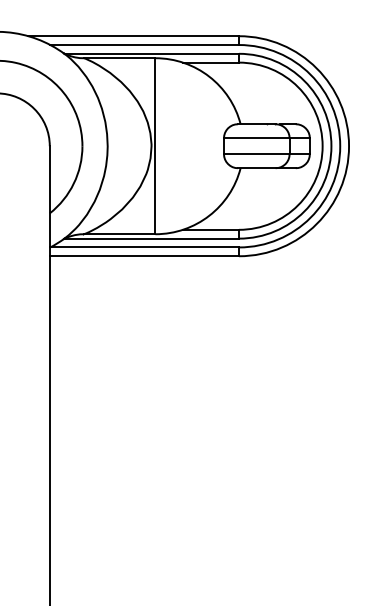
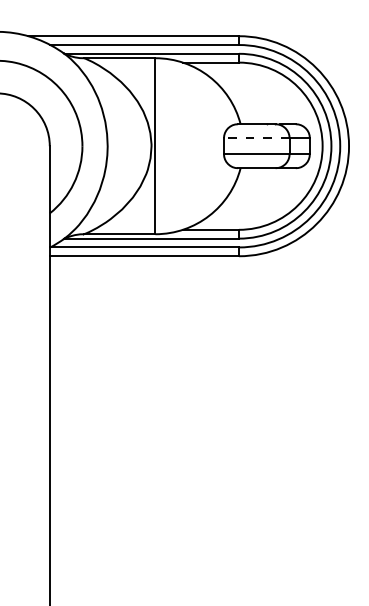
line: solid -> dashed (256, 138)
